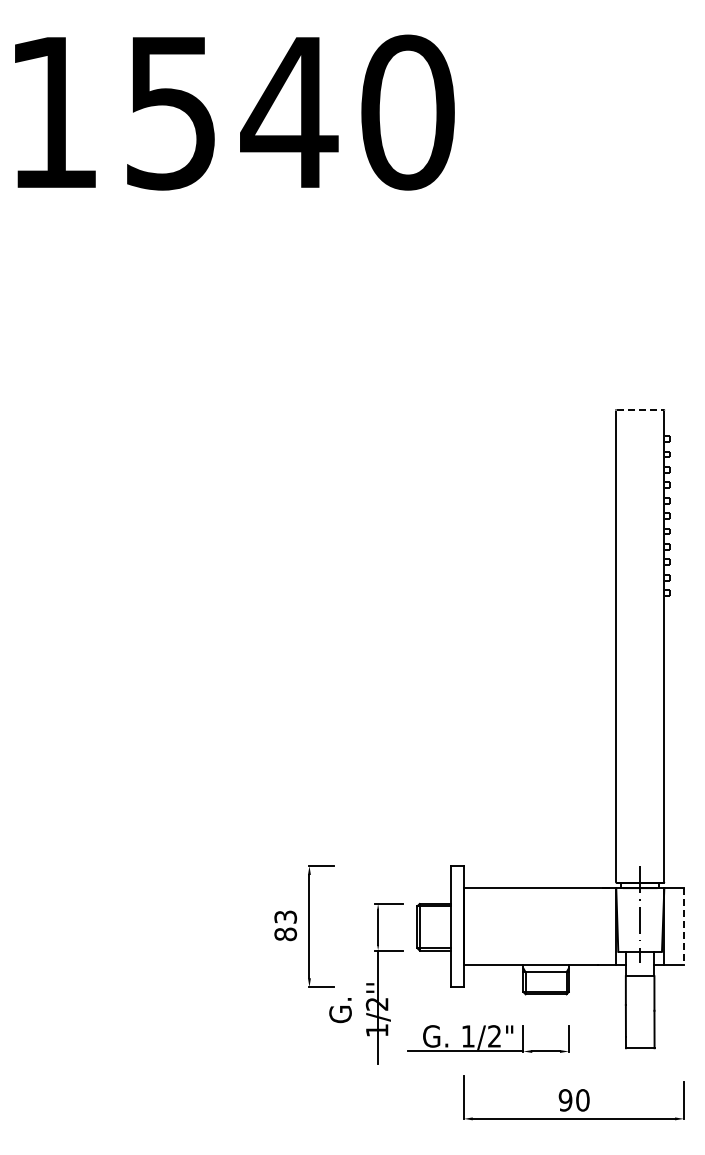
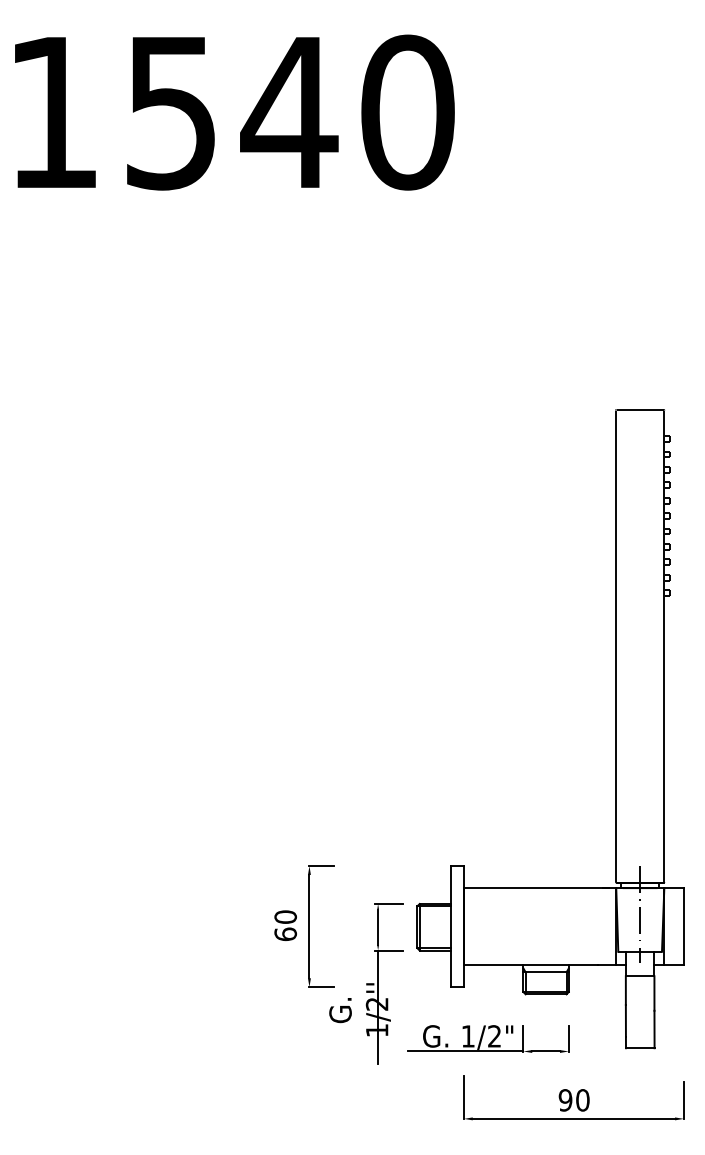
line: dashed -> solid (640, 409)
text: 83 -> 60 (285, 925)
line: dashed -> solid (683, 927)
